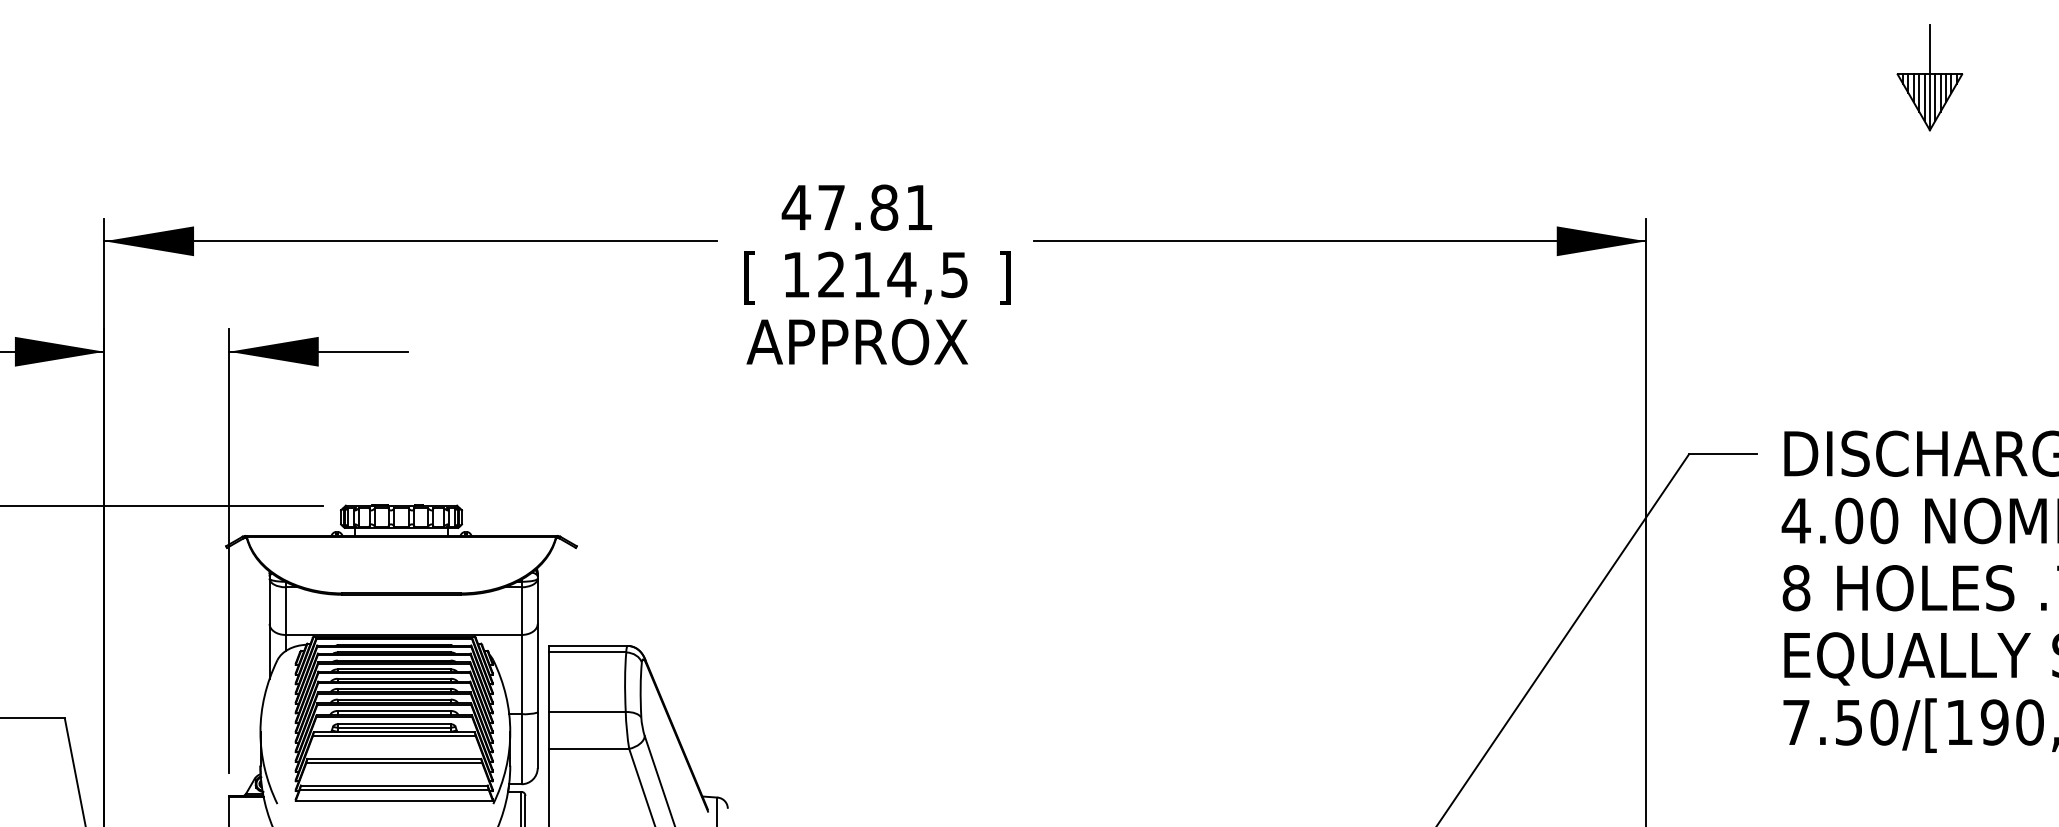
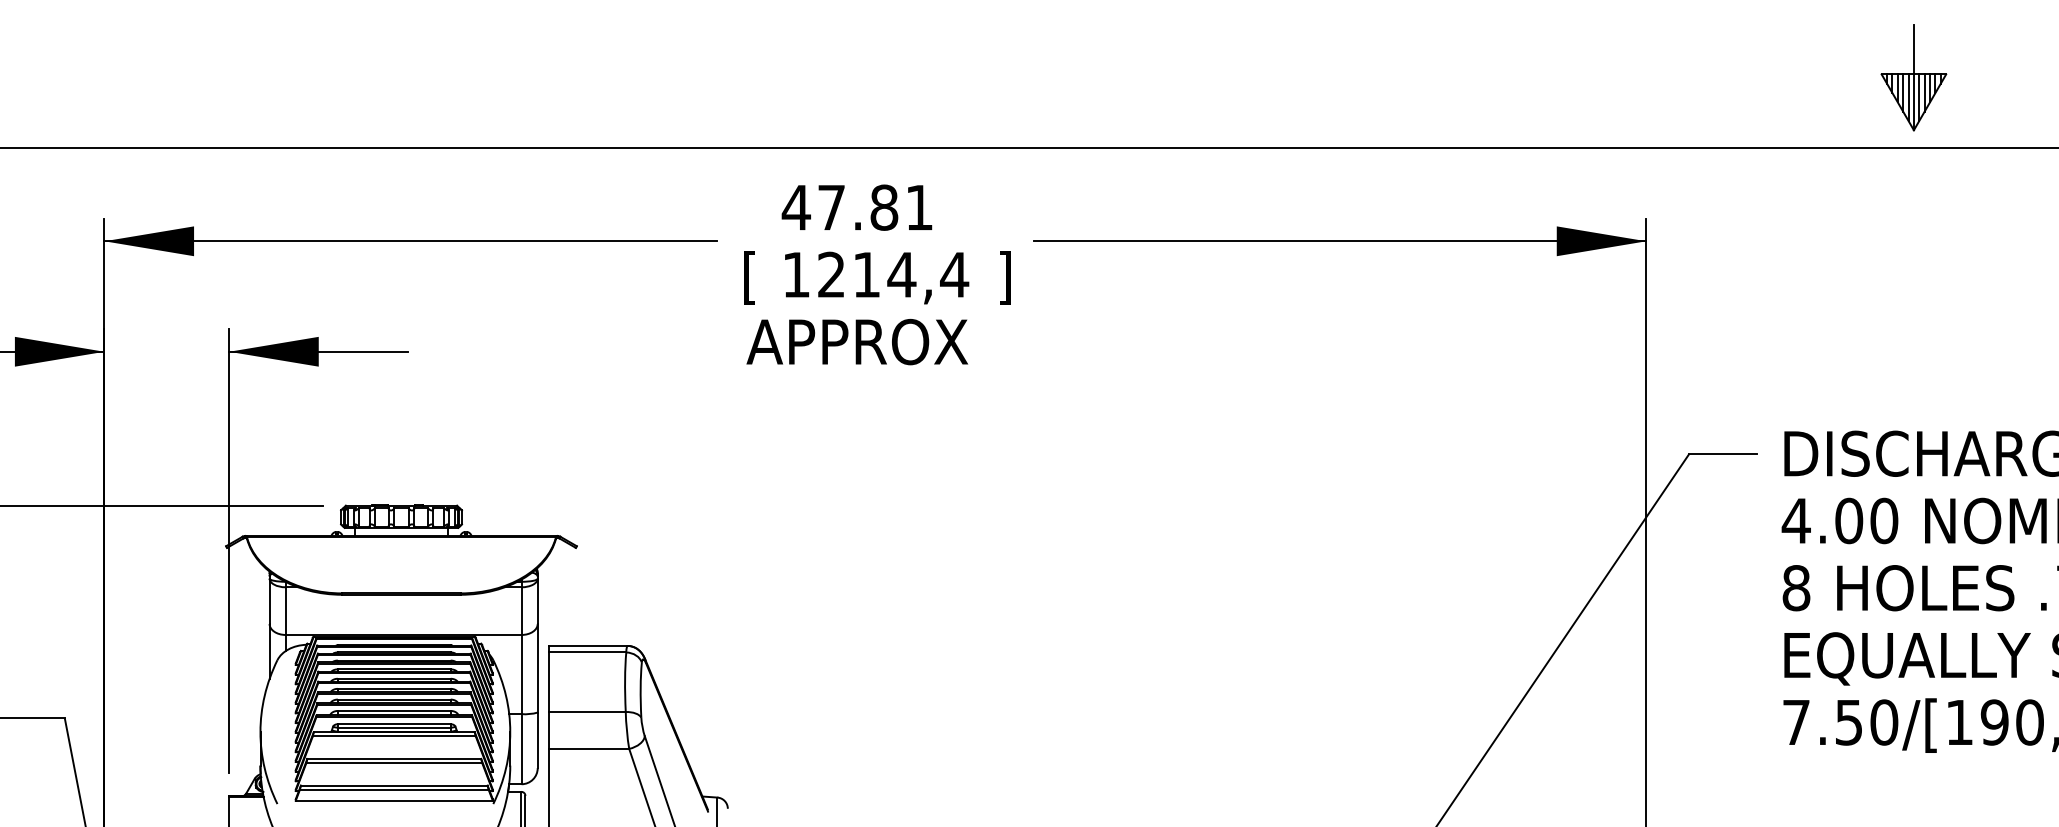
part position: (1929, 77) -> (1913, 77) (1913, 77)
line: none -> present (1028, 148)
text: 1214,5 -> 1214,4 (954, 275)
